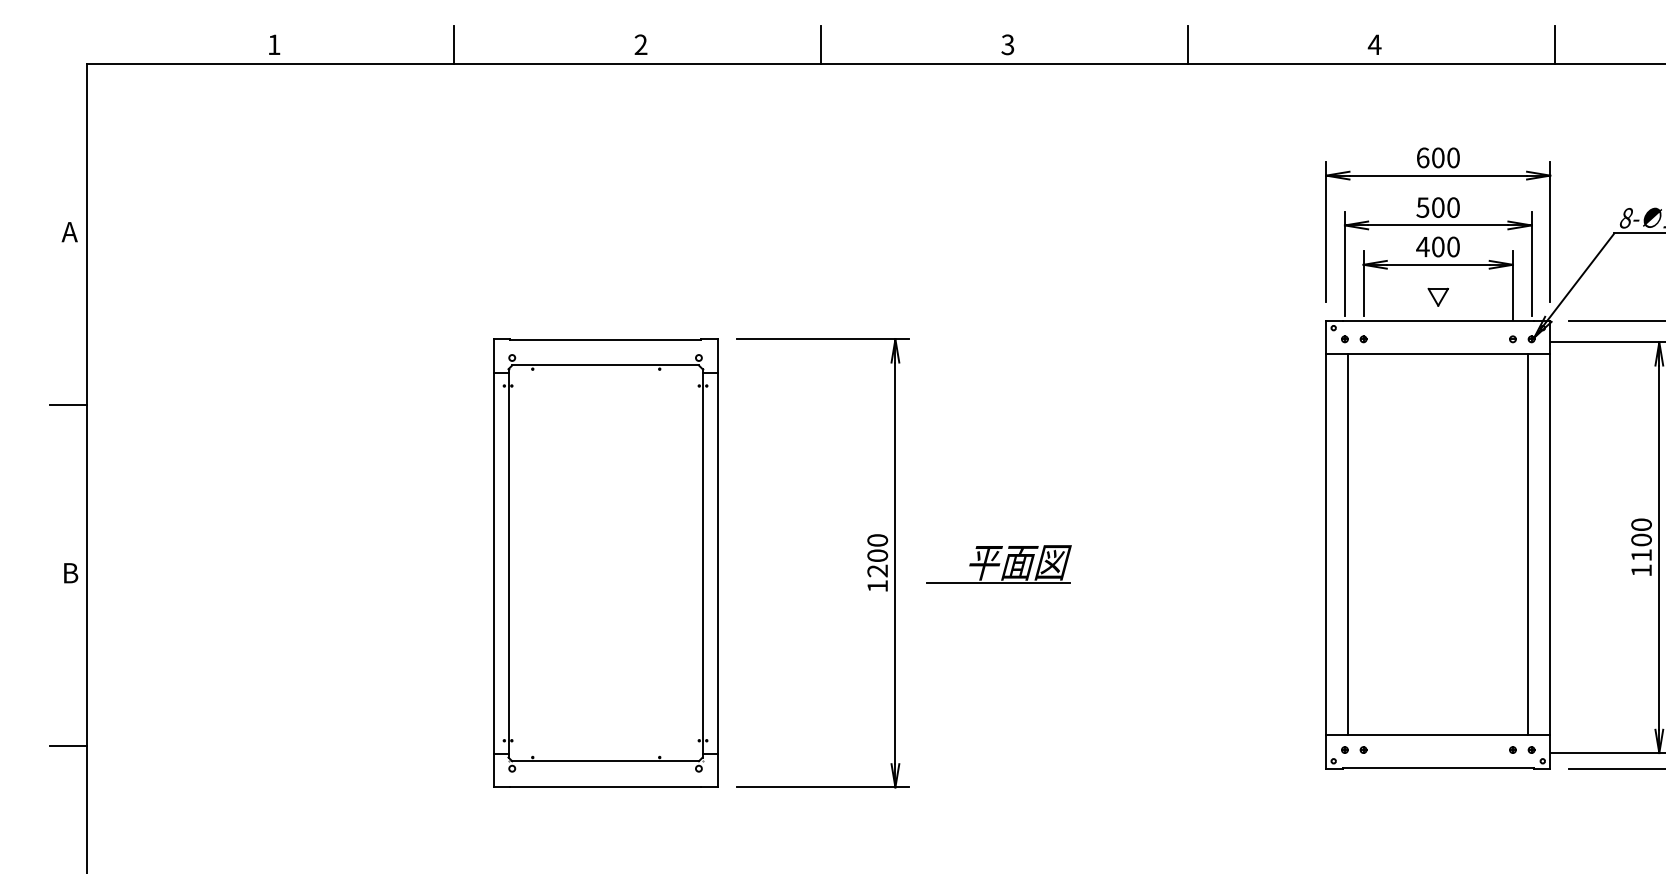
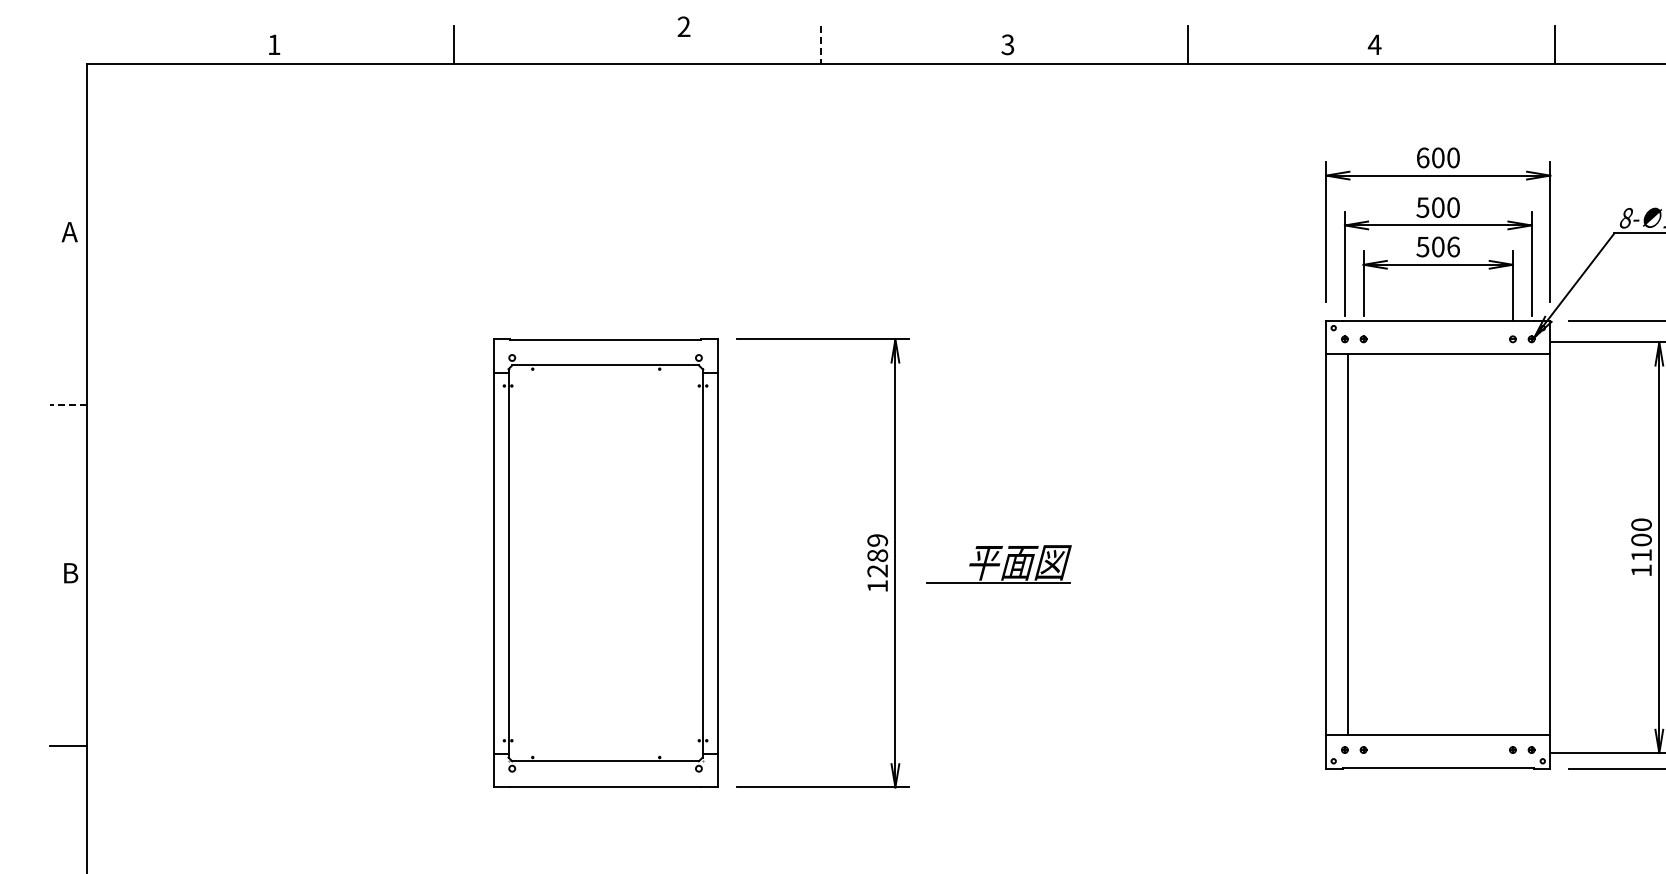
text position: (640, 44) -> (683, 26) (683, 26)
line: solid -> dashed (821, 45)
text: 400 -> 506 (1437, 246)
part: present -> none (1437, 296)
line: solid -> dashed (68, 404)
line: present -> none (1528, 544)
text: 1200 -> 1289 (877, 547)
